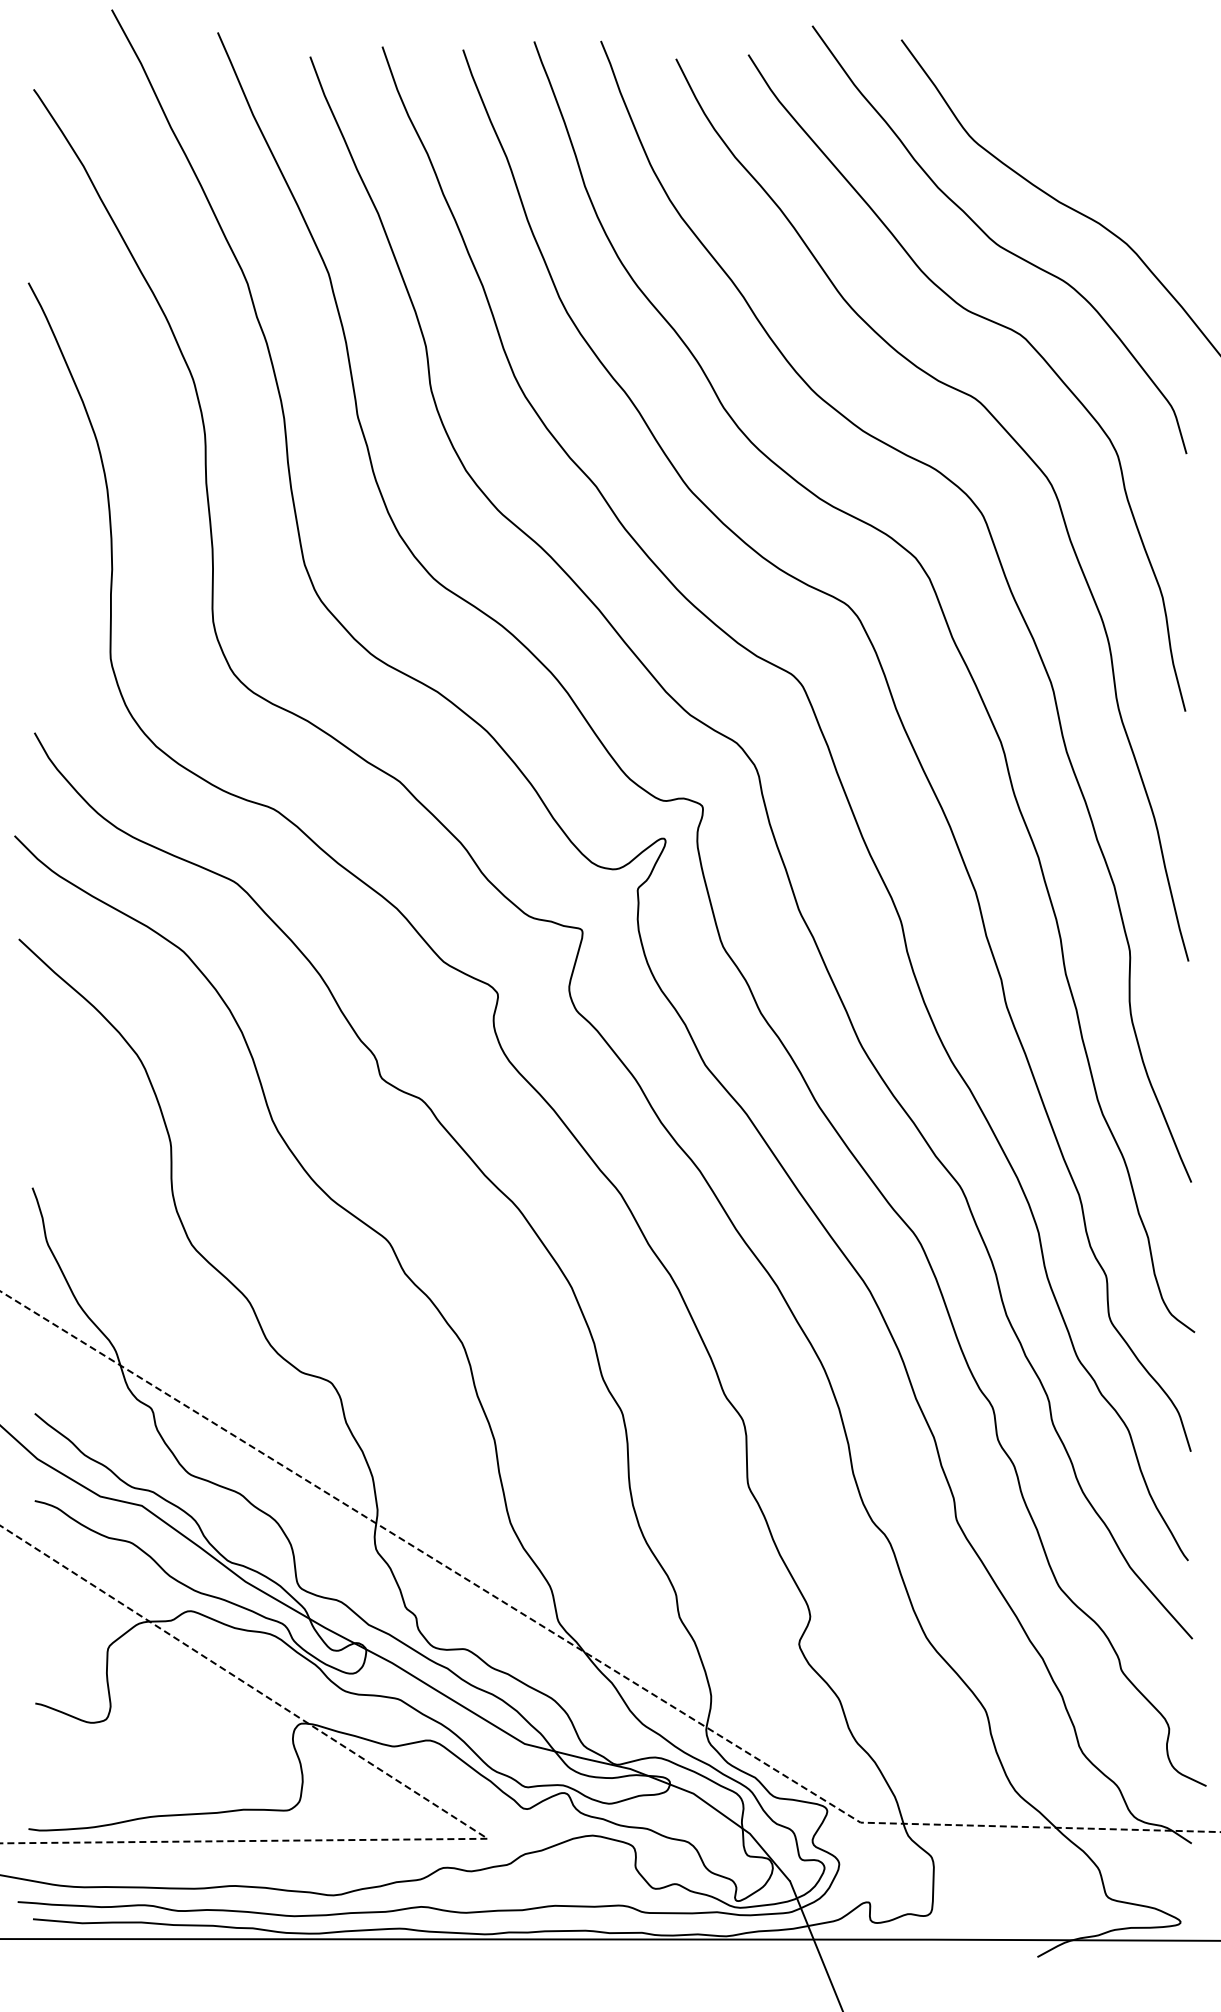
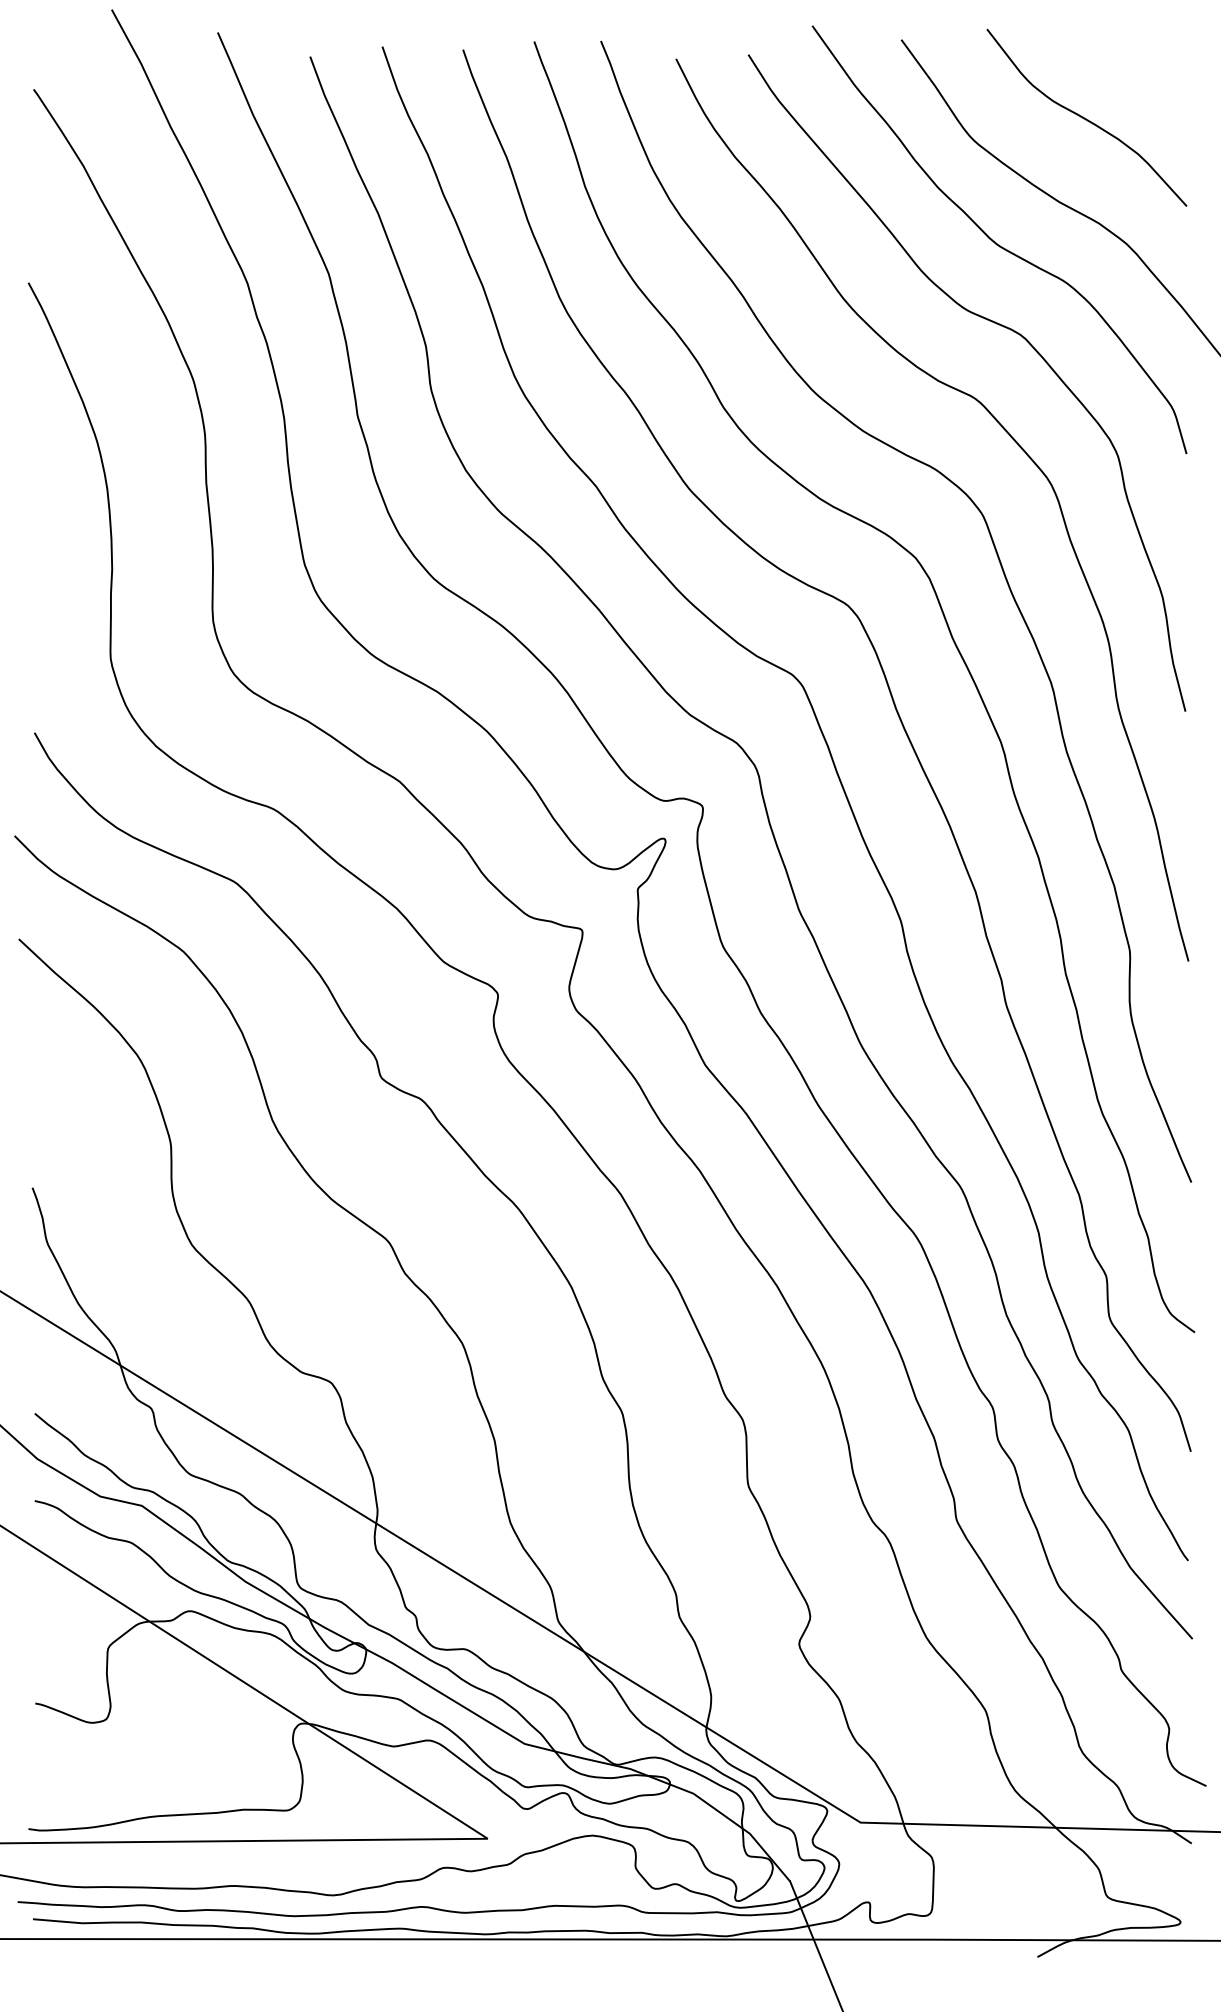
curve: none -> present (1086, 118)
line: dashed -> solid (584, 1651)
line: dashed -> solid (449, 1814)
